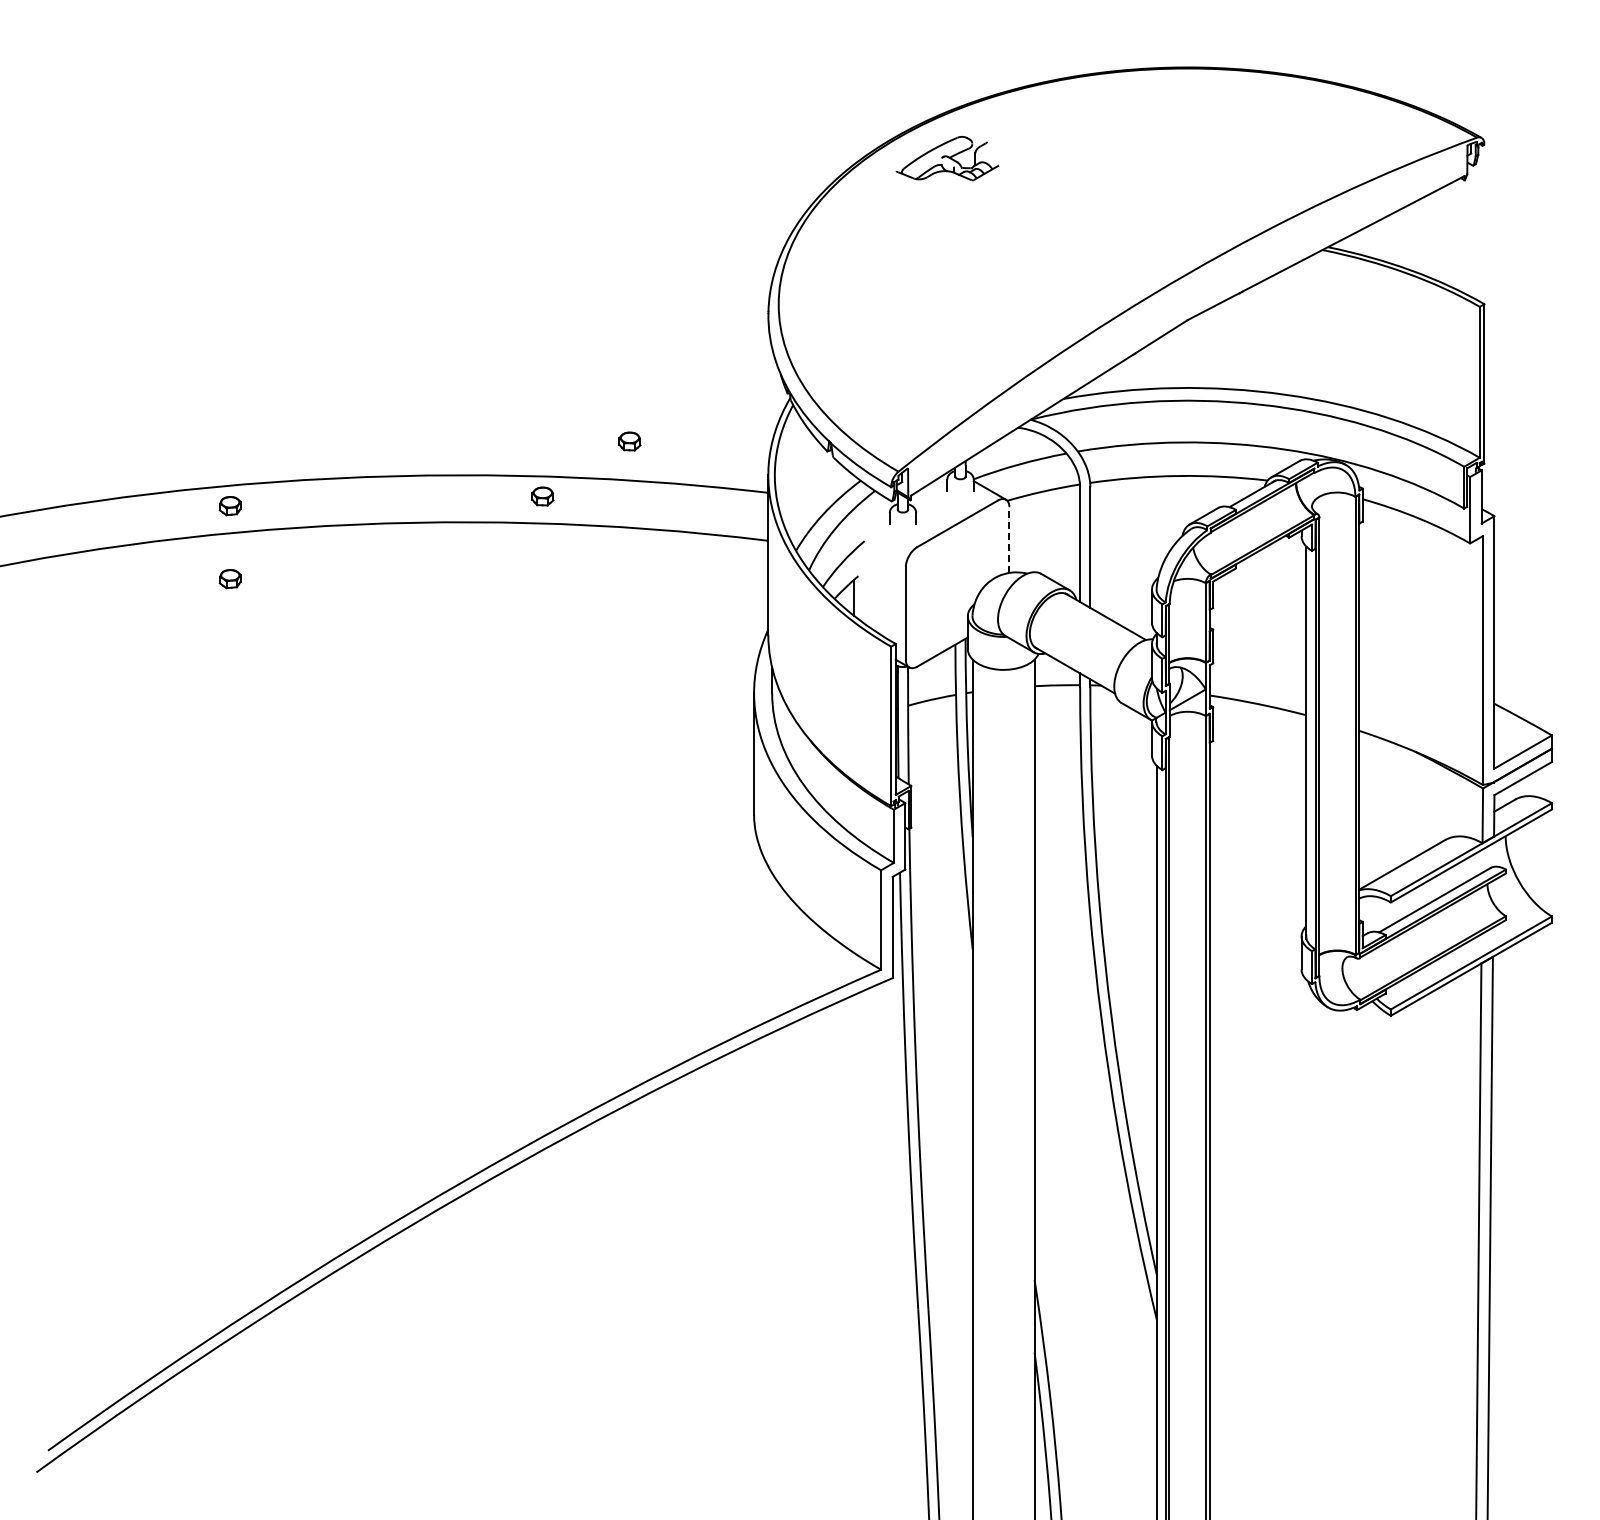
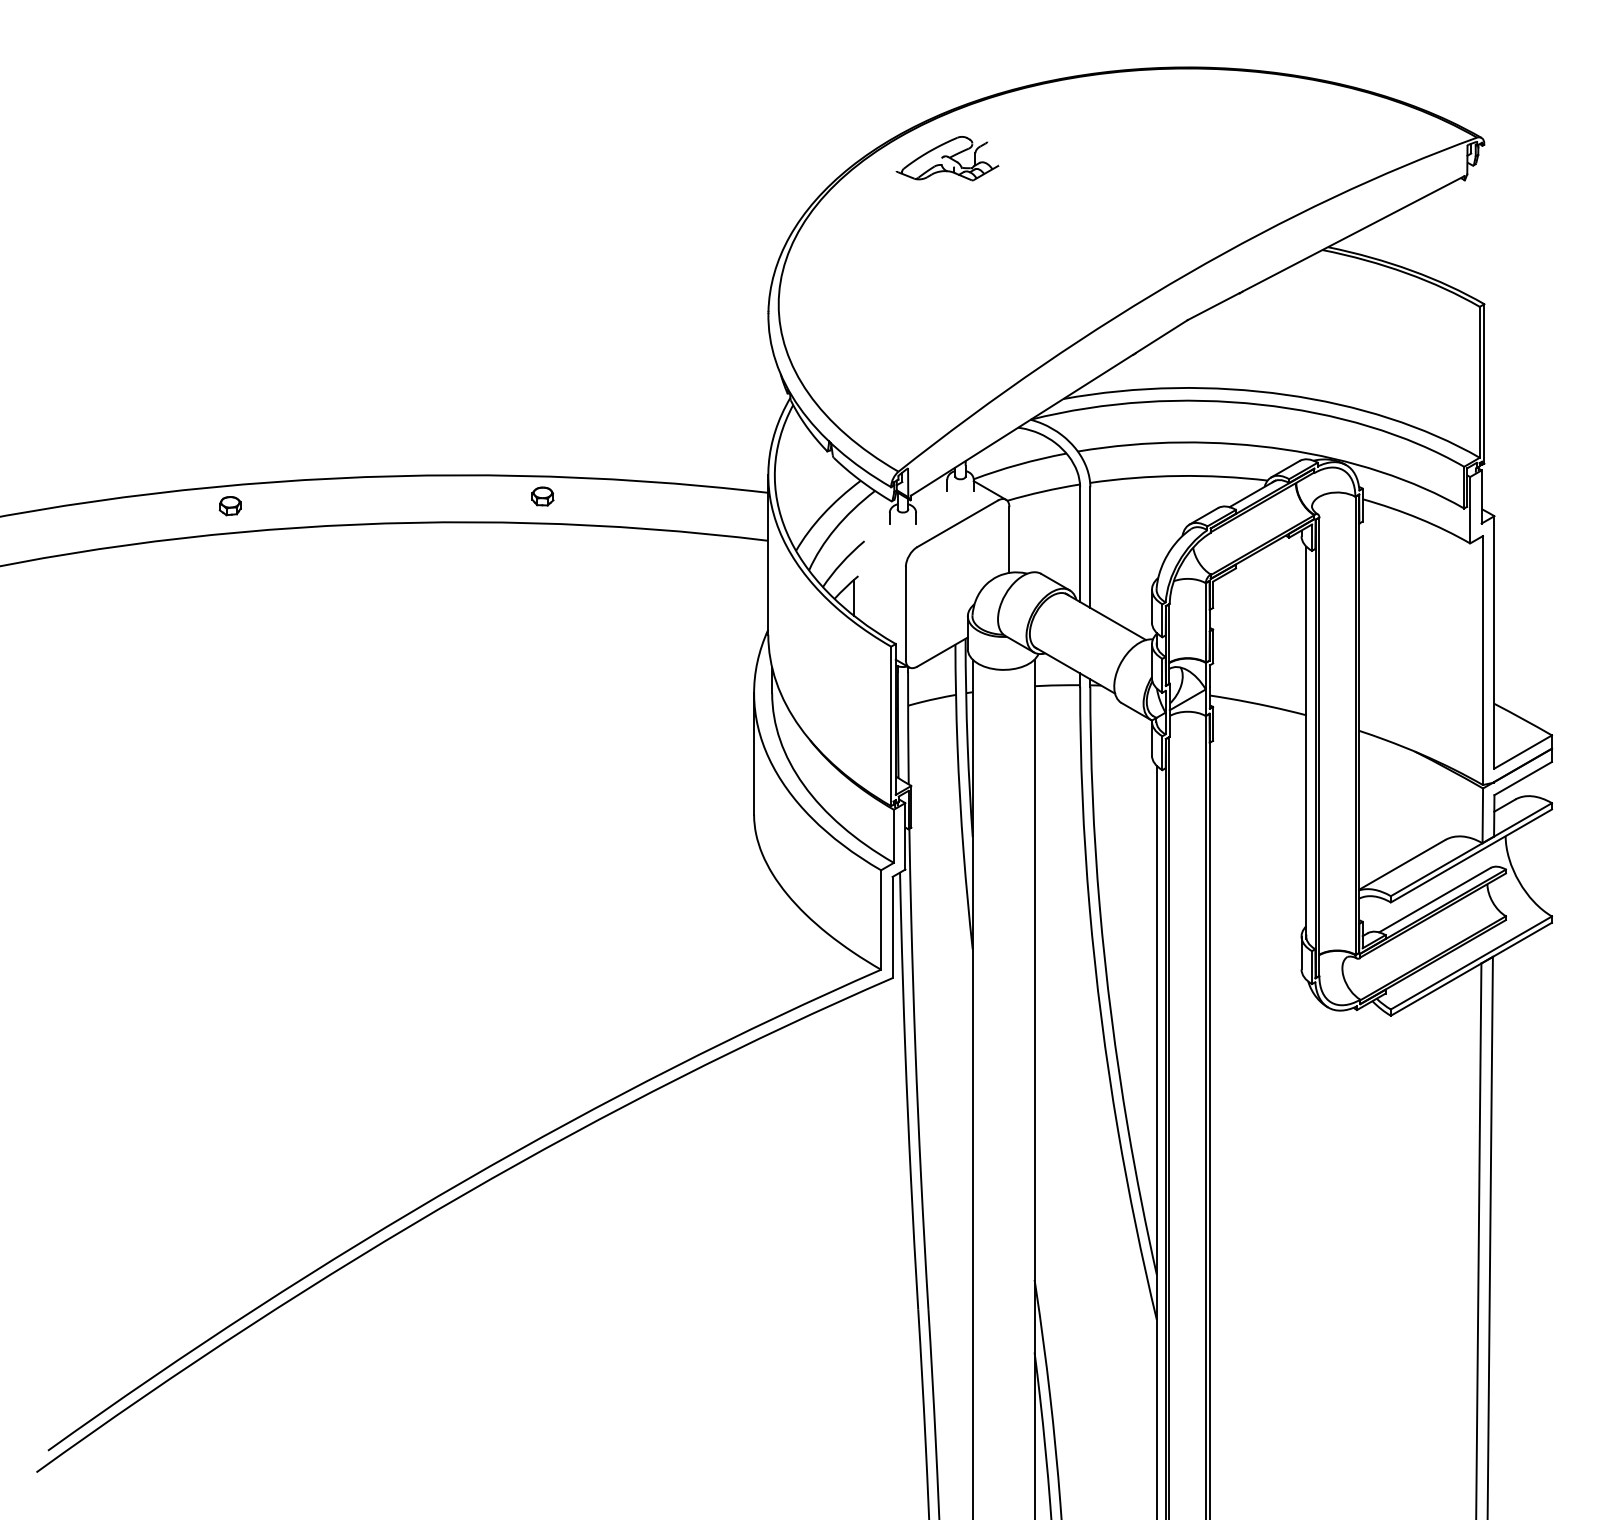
part: present -> none (629, 441)
line: dashed -> solid (1009, 540)
part: present -> none (229, 579)
